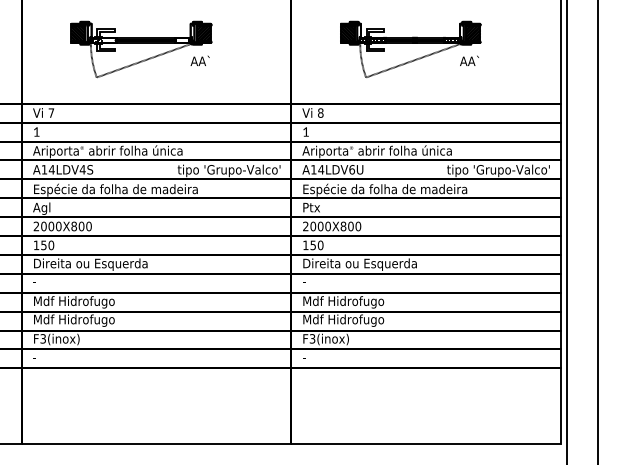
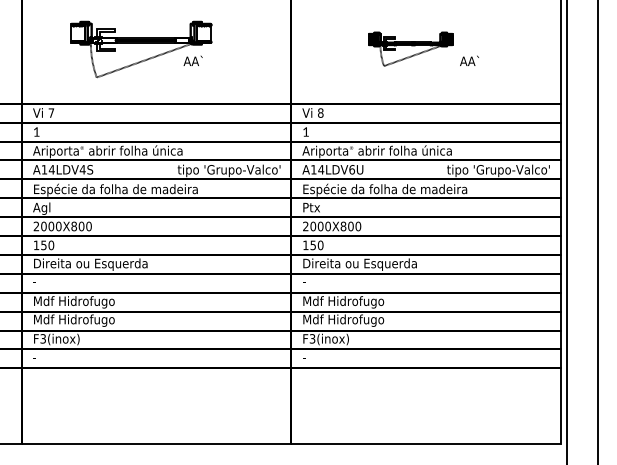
hatch: present -> none (78, 32)
hatch: present -> none (203, 32)
part size: 142x58 px -> 86x36 px (410, 48)
text position: (199, 60) -> (192, 60) (192, 60)
